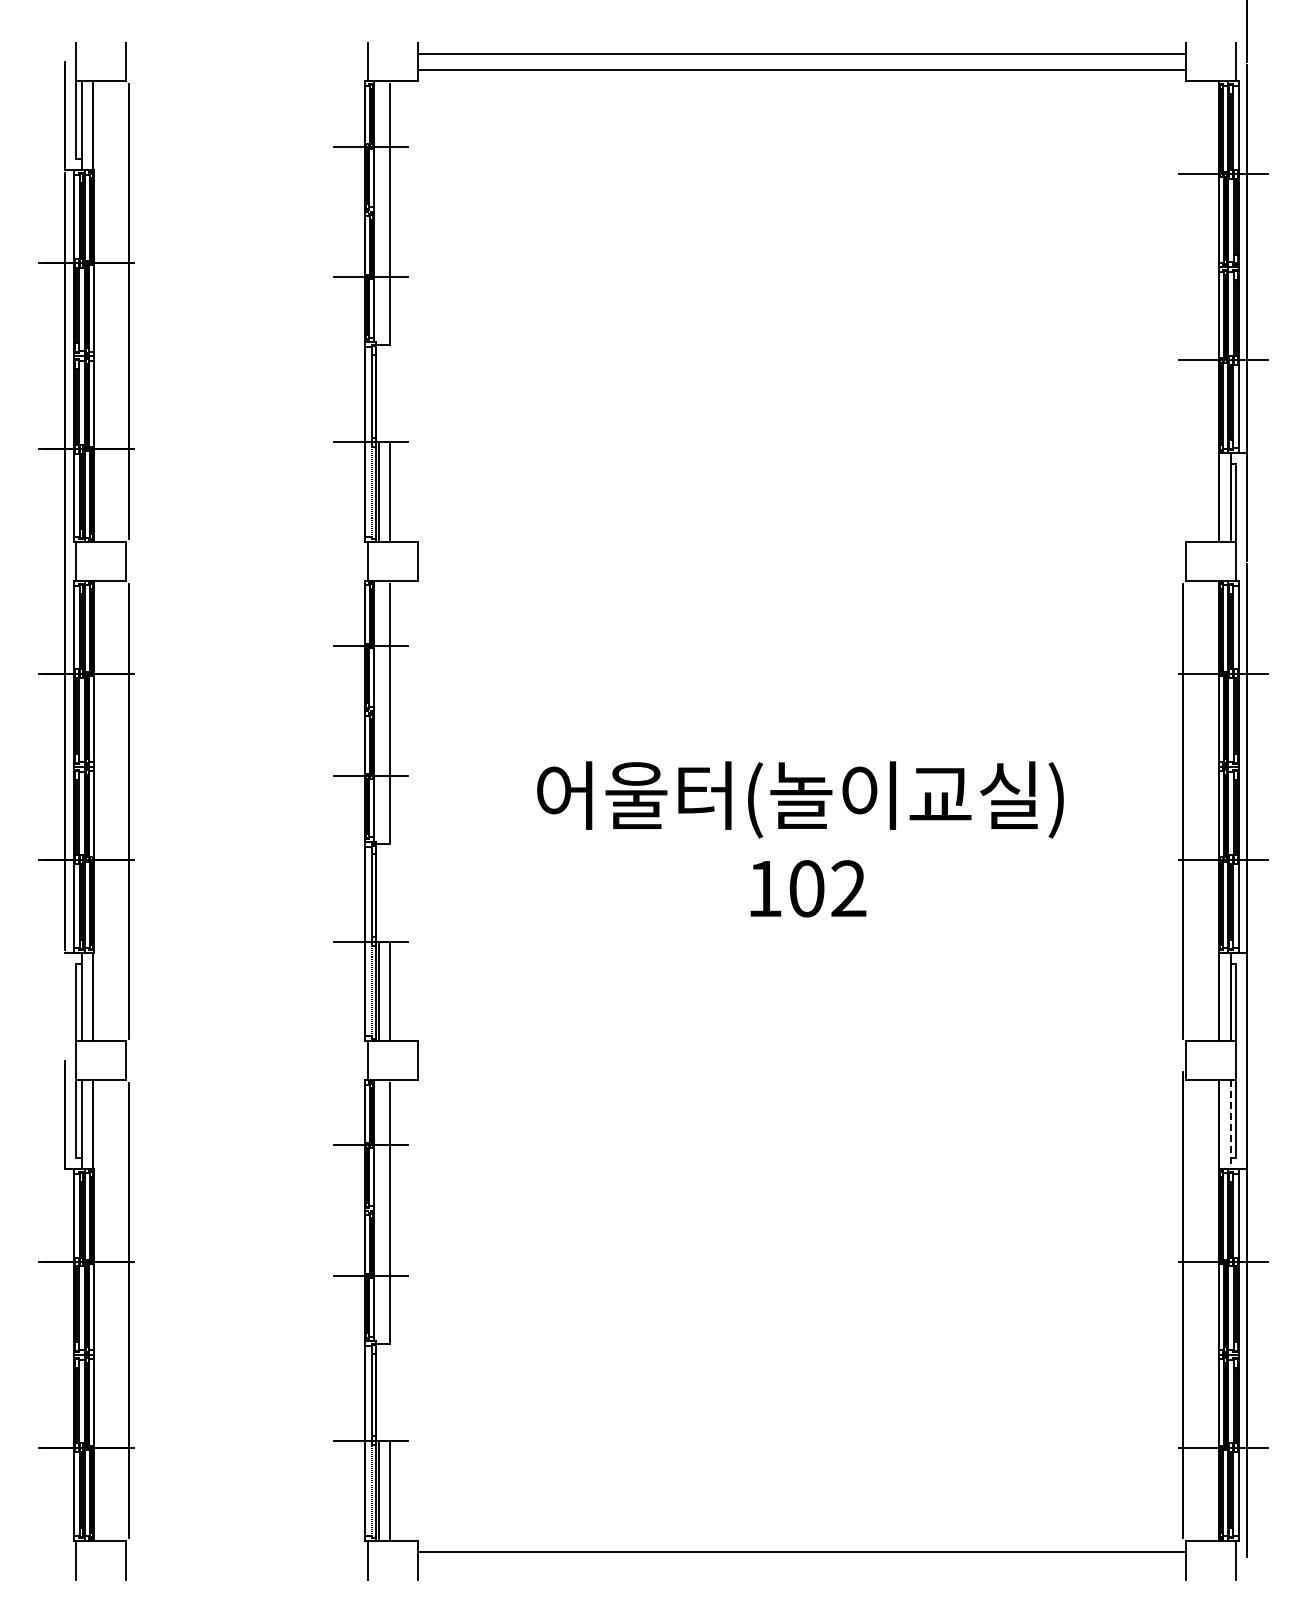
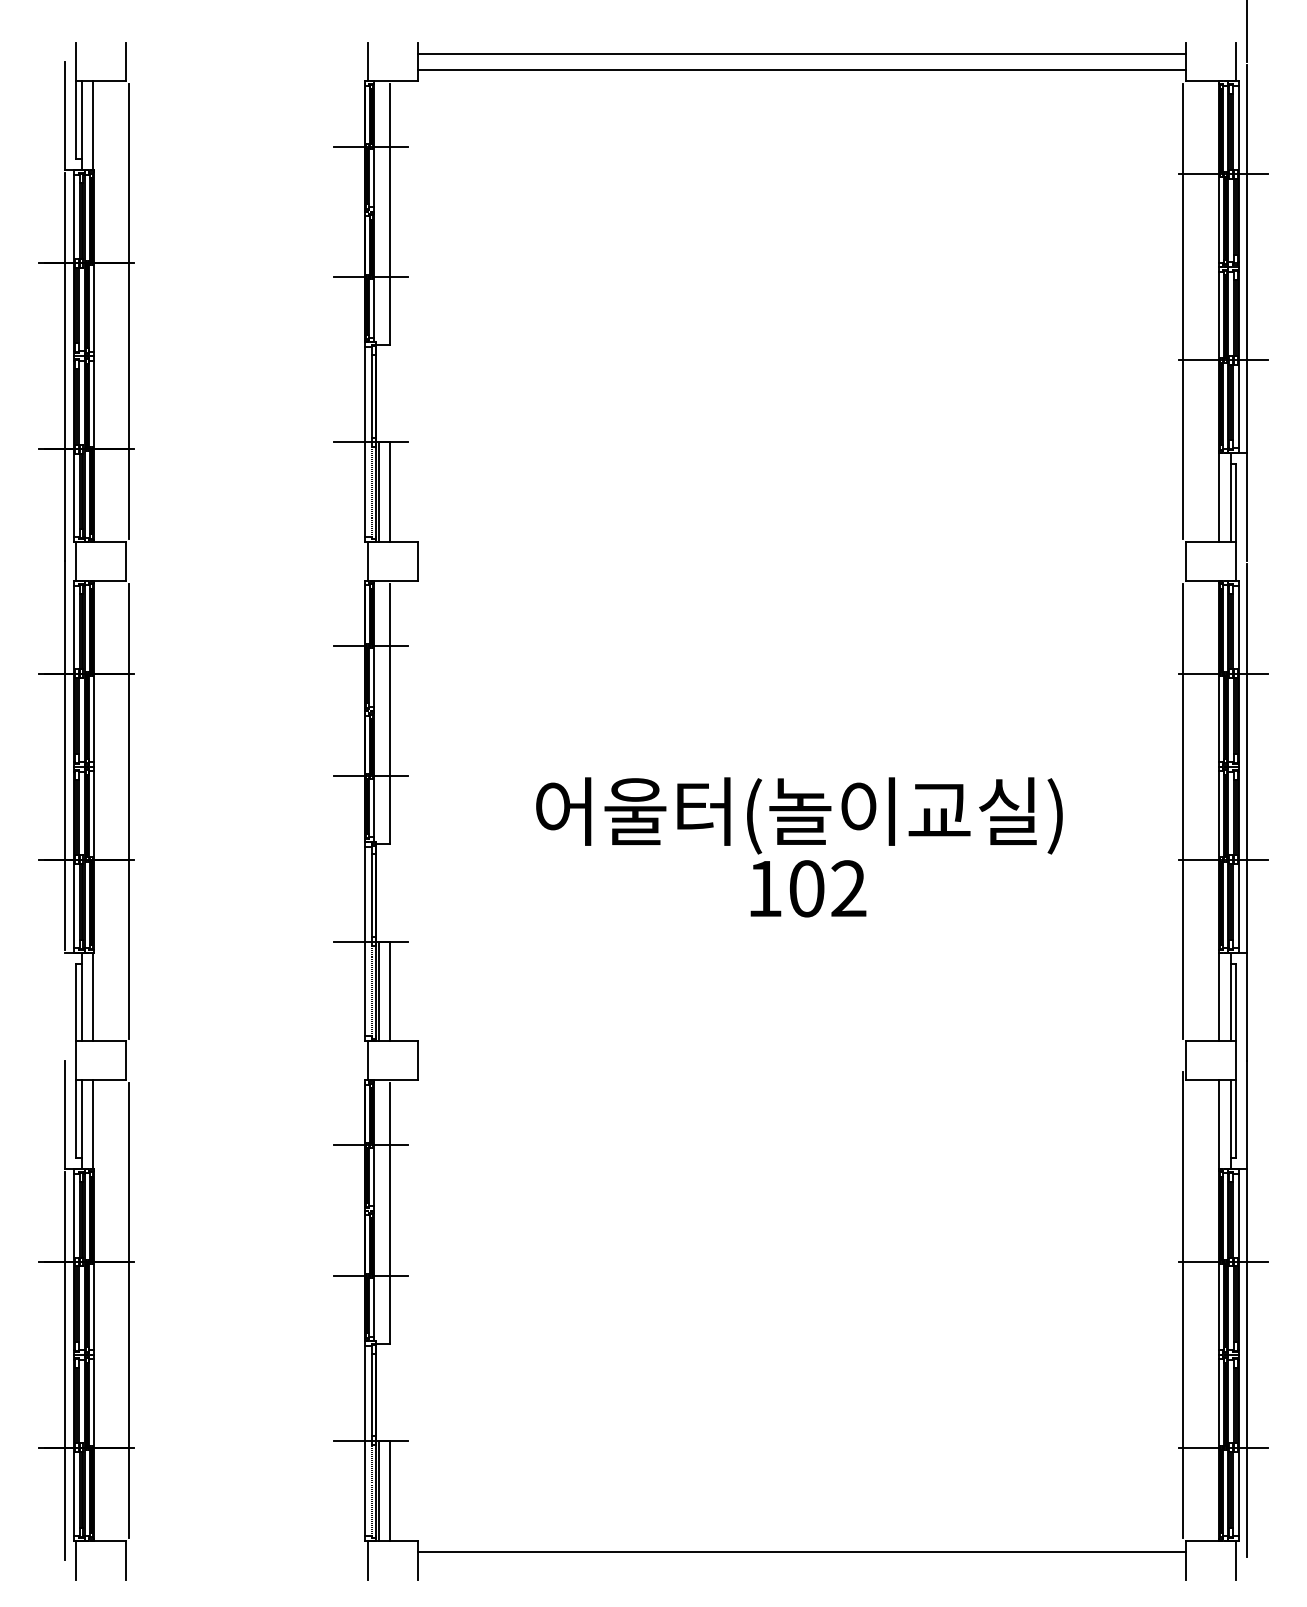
line: none -> present (1183, 311)
text position: (800, 799) -> (799, 815) (799, 815)
line: dashed -> solid (1230, 1125)
line: none -> present (65, 1365)
